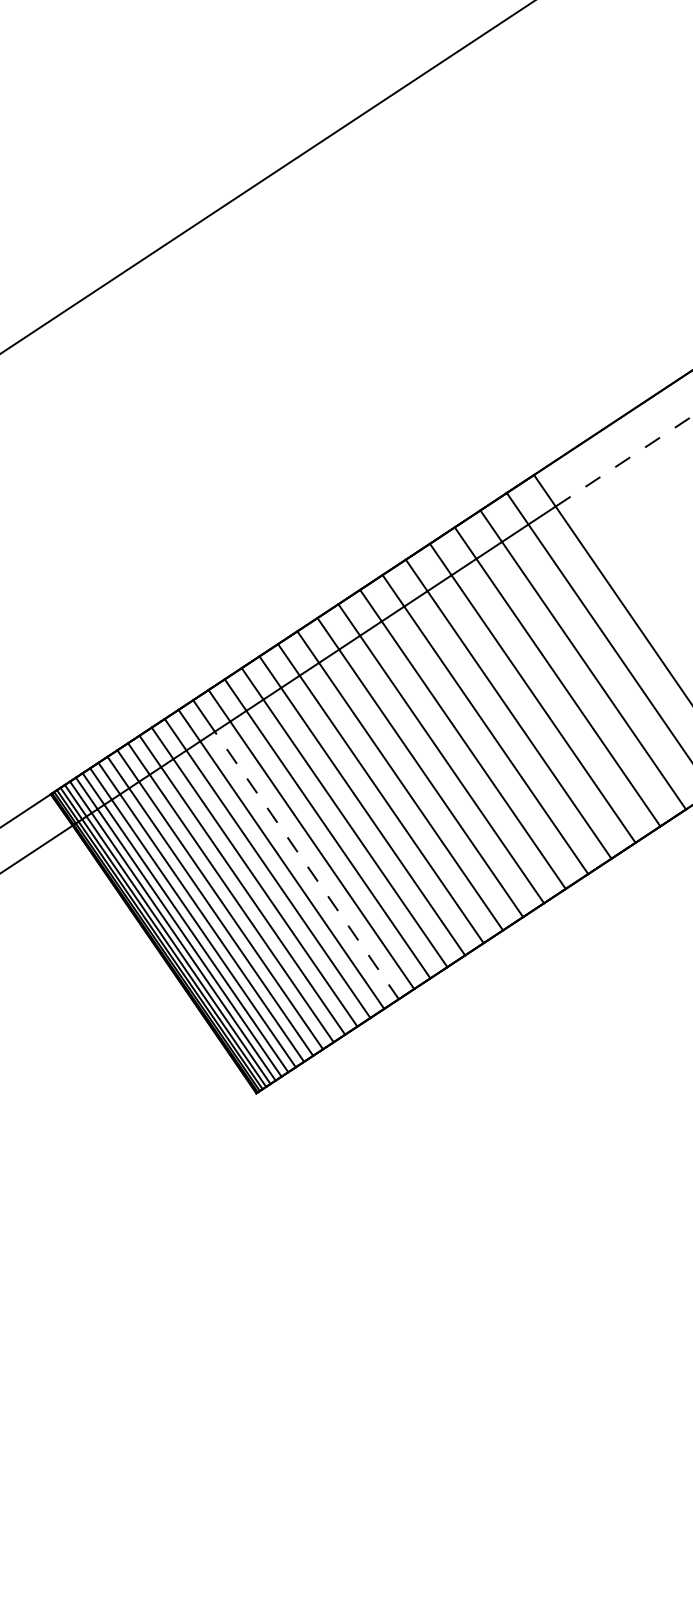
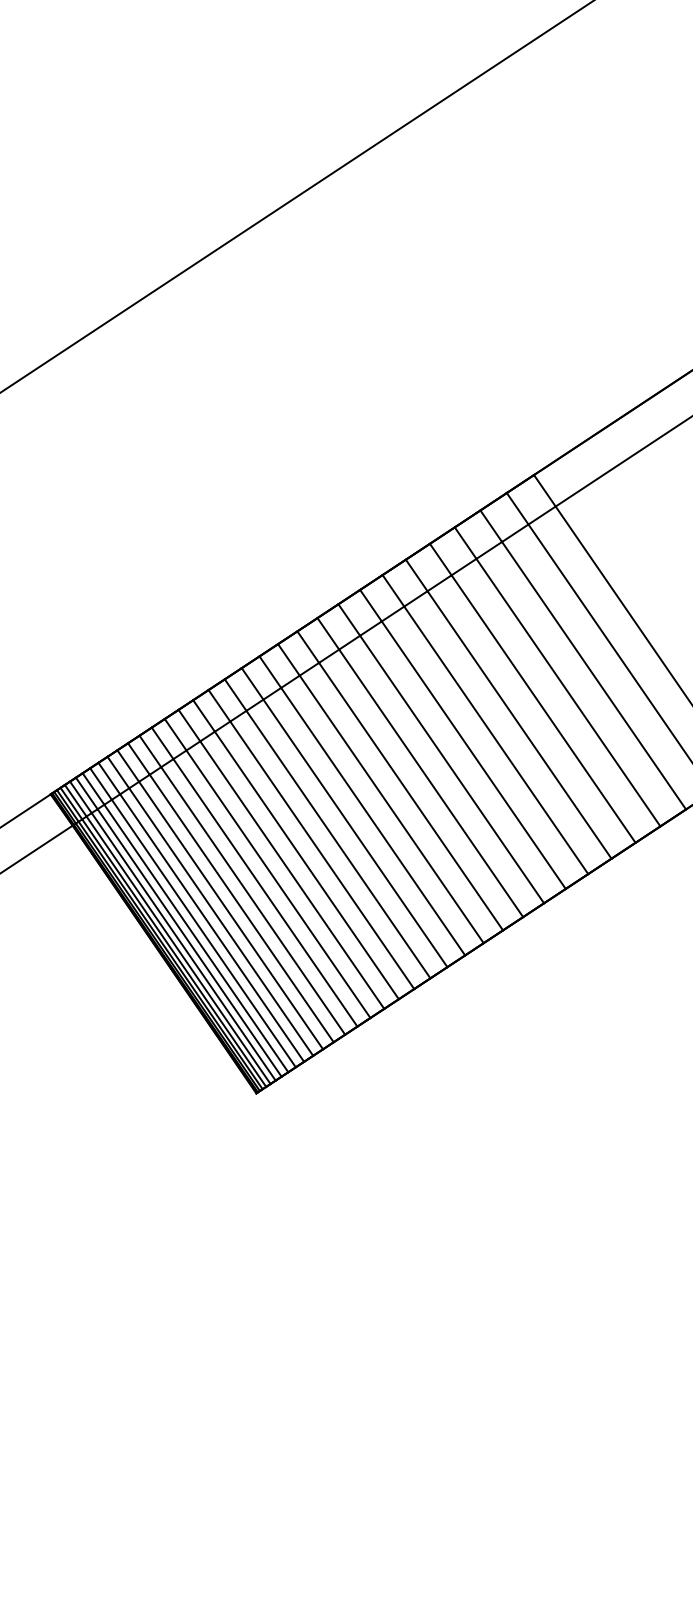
line position: (267, 177) -> (296, 196) (296, 196)
line: dashed -> solid (624, 461)
line: dashed -> solid (306, 865)
